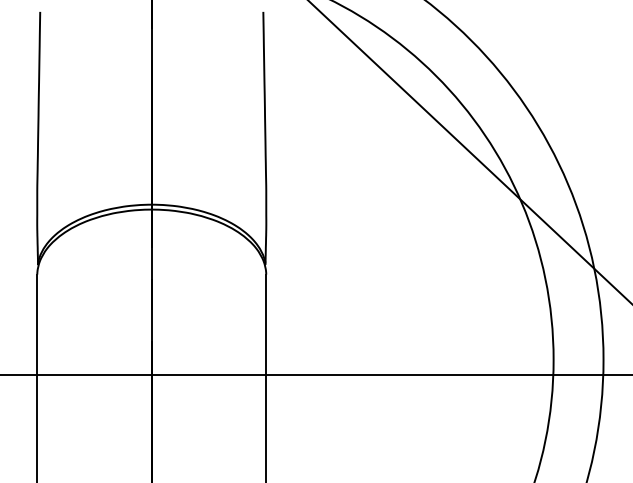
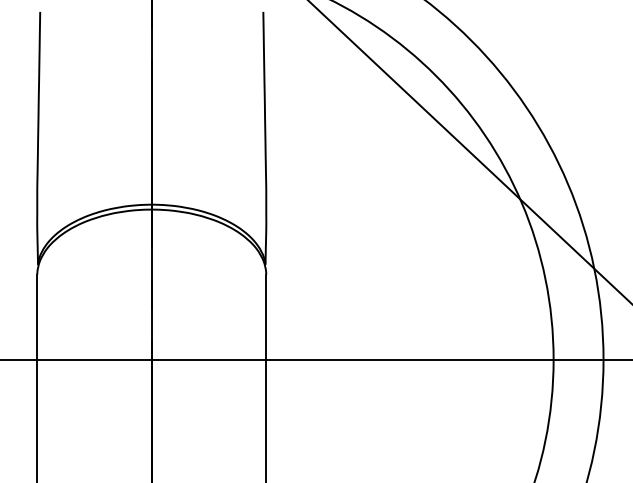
line position: (315, 374) -> (315, 359) (315, 359)
